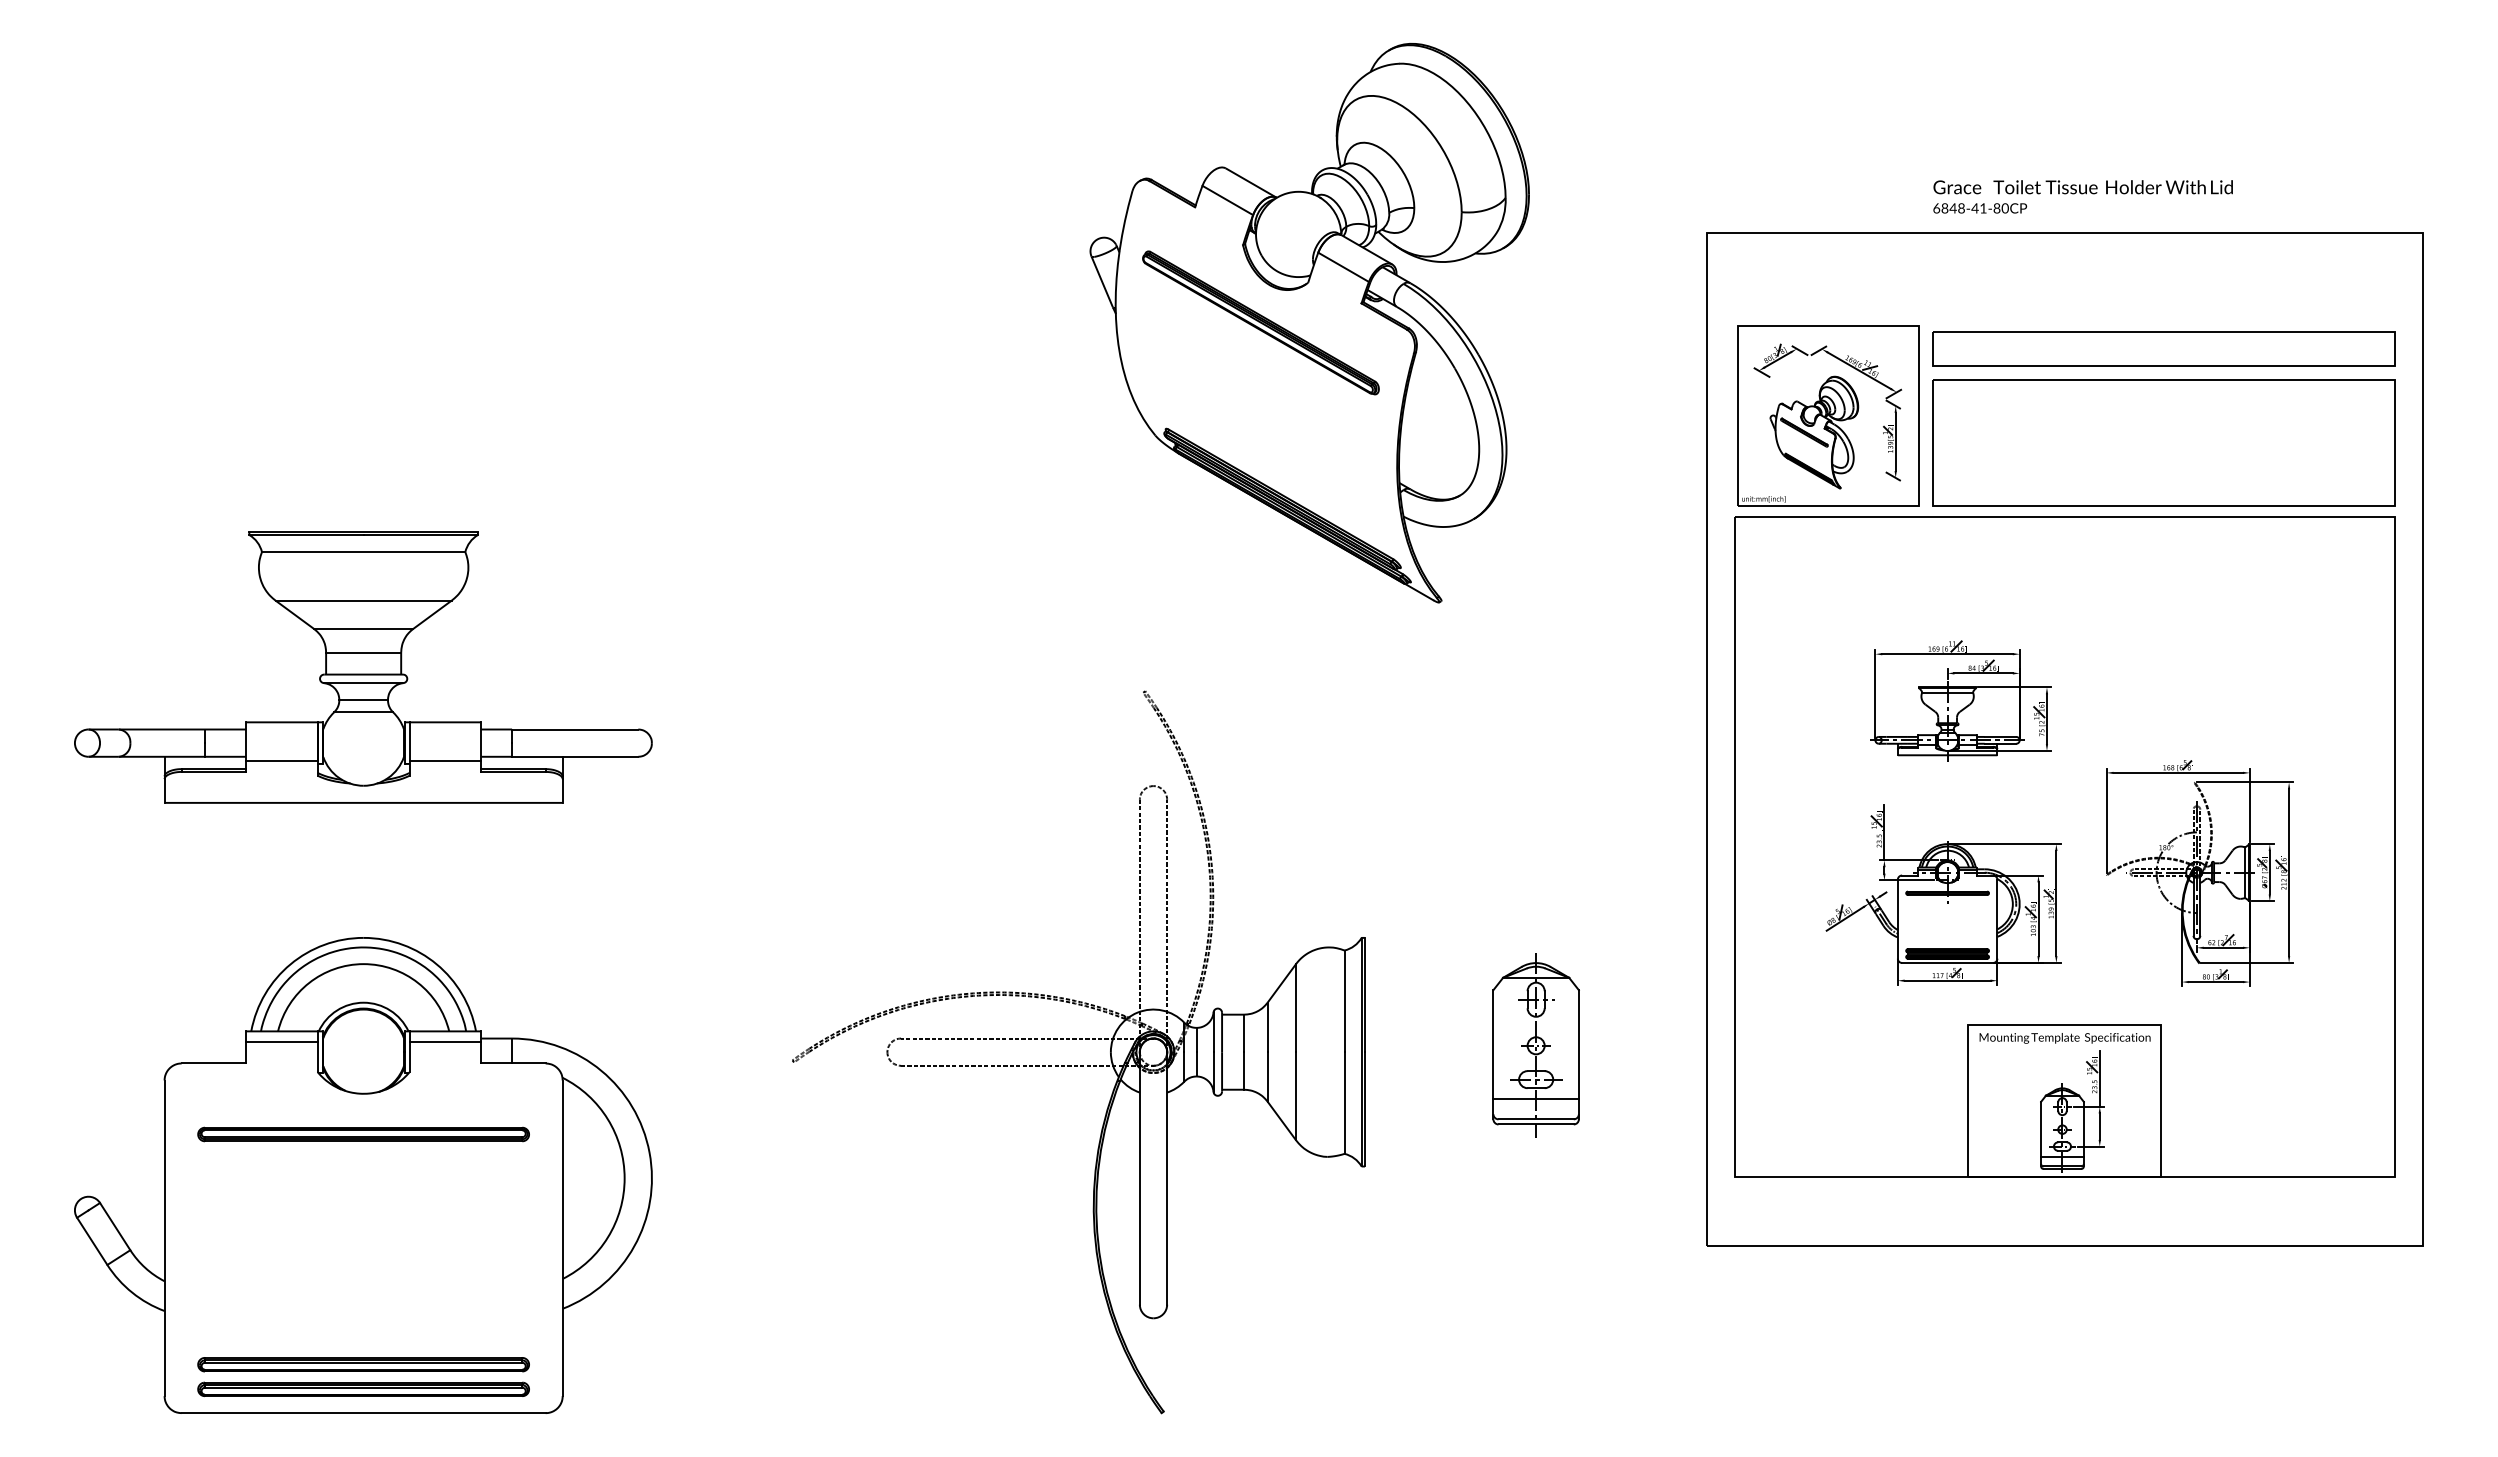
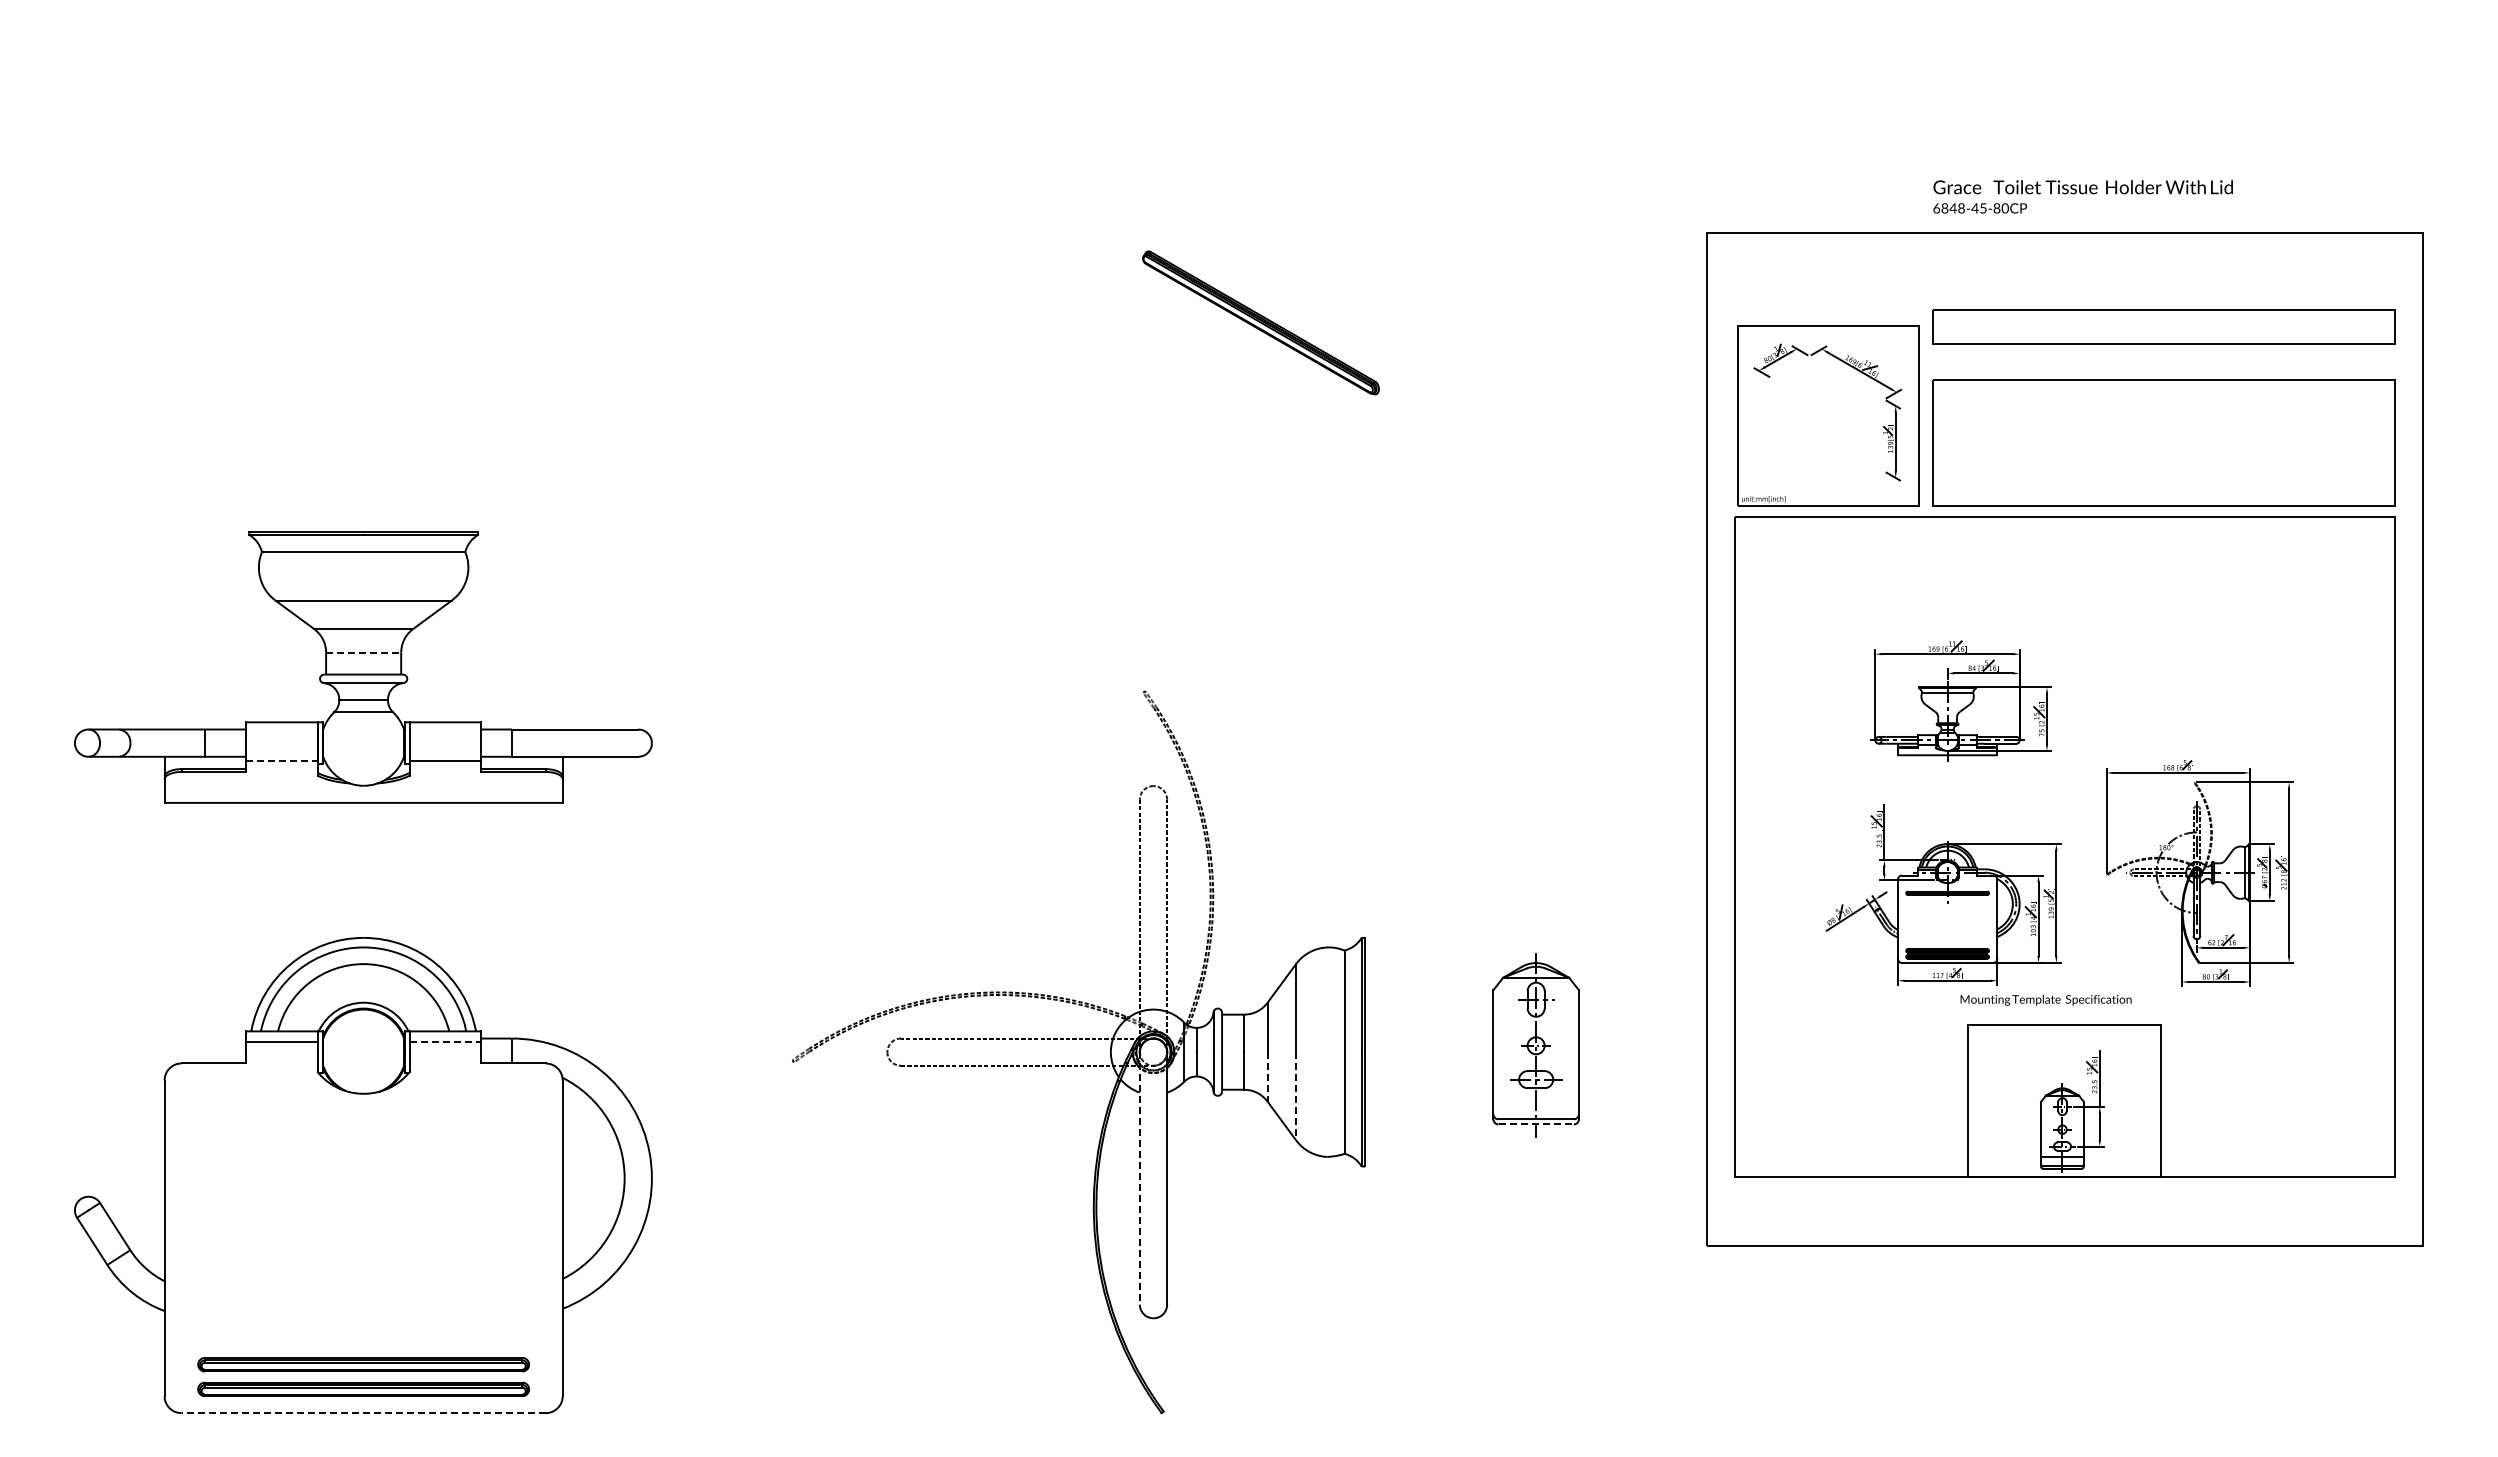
text: 6848-41-80CP -> 6848-45-80CP (1983, 208)
part: present -> none (1309, 323)
part position: (2163, 348) -> (2163, 326) (2163, 326)
part: present -> none (1814, 432)
line: solid -> dashed (363, 652)
line: solid -> dashed (281, 761)
text position: (2064, 1038) -> (2045, 1000) (2045, 1000)
line: solid -> dashed (445, 1042)
line: solid -> dashed (1267, 1076)
line: solid -> dashed (1296, 1096)
line: present -> none (1535, 1099)
line: solid -> dashed (1536, 1124)
part: present -> none (363, 1134)
line: solid -> dashed (1139, 1178)
line: solid -> dashed (363, 1413)
